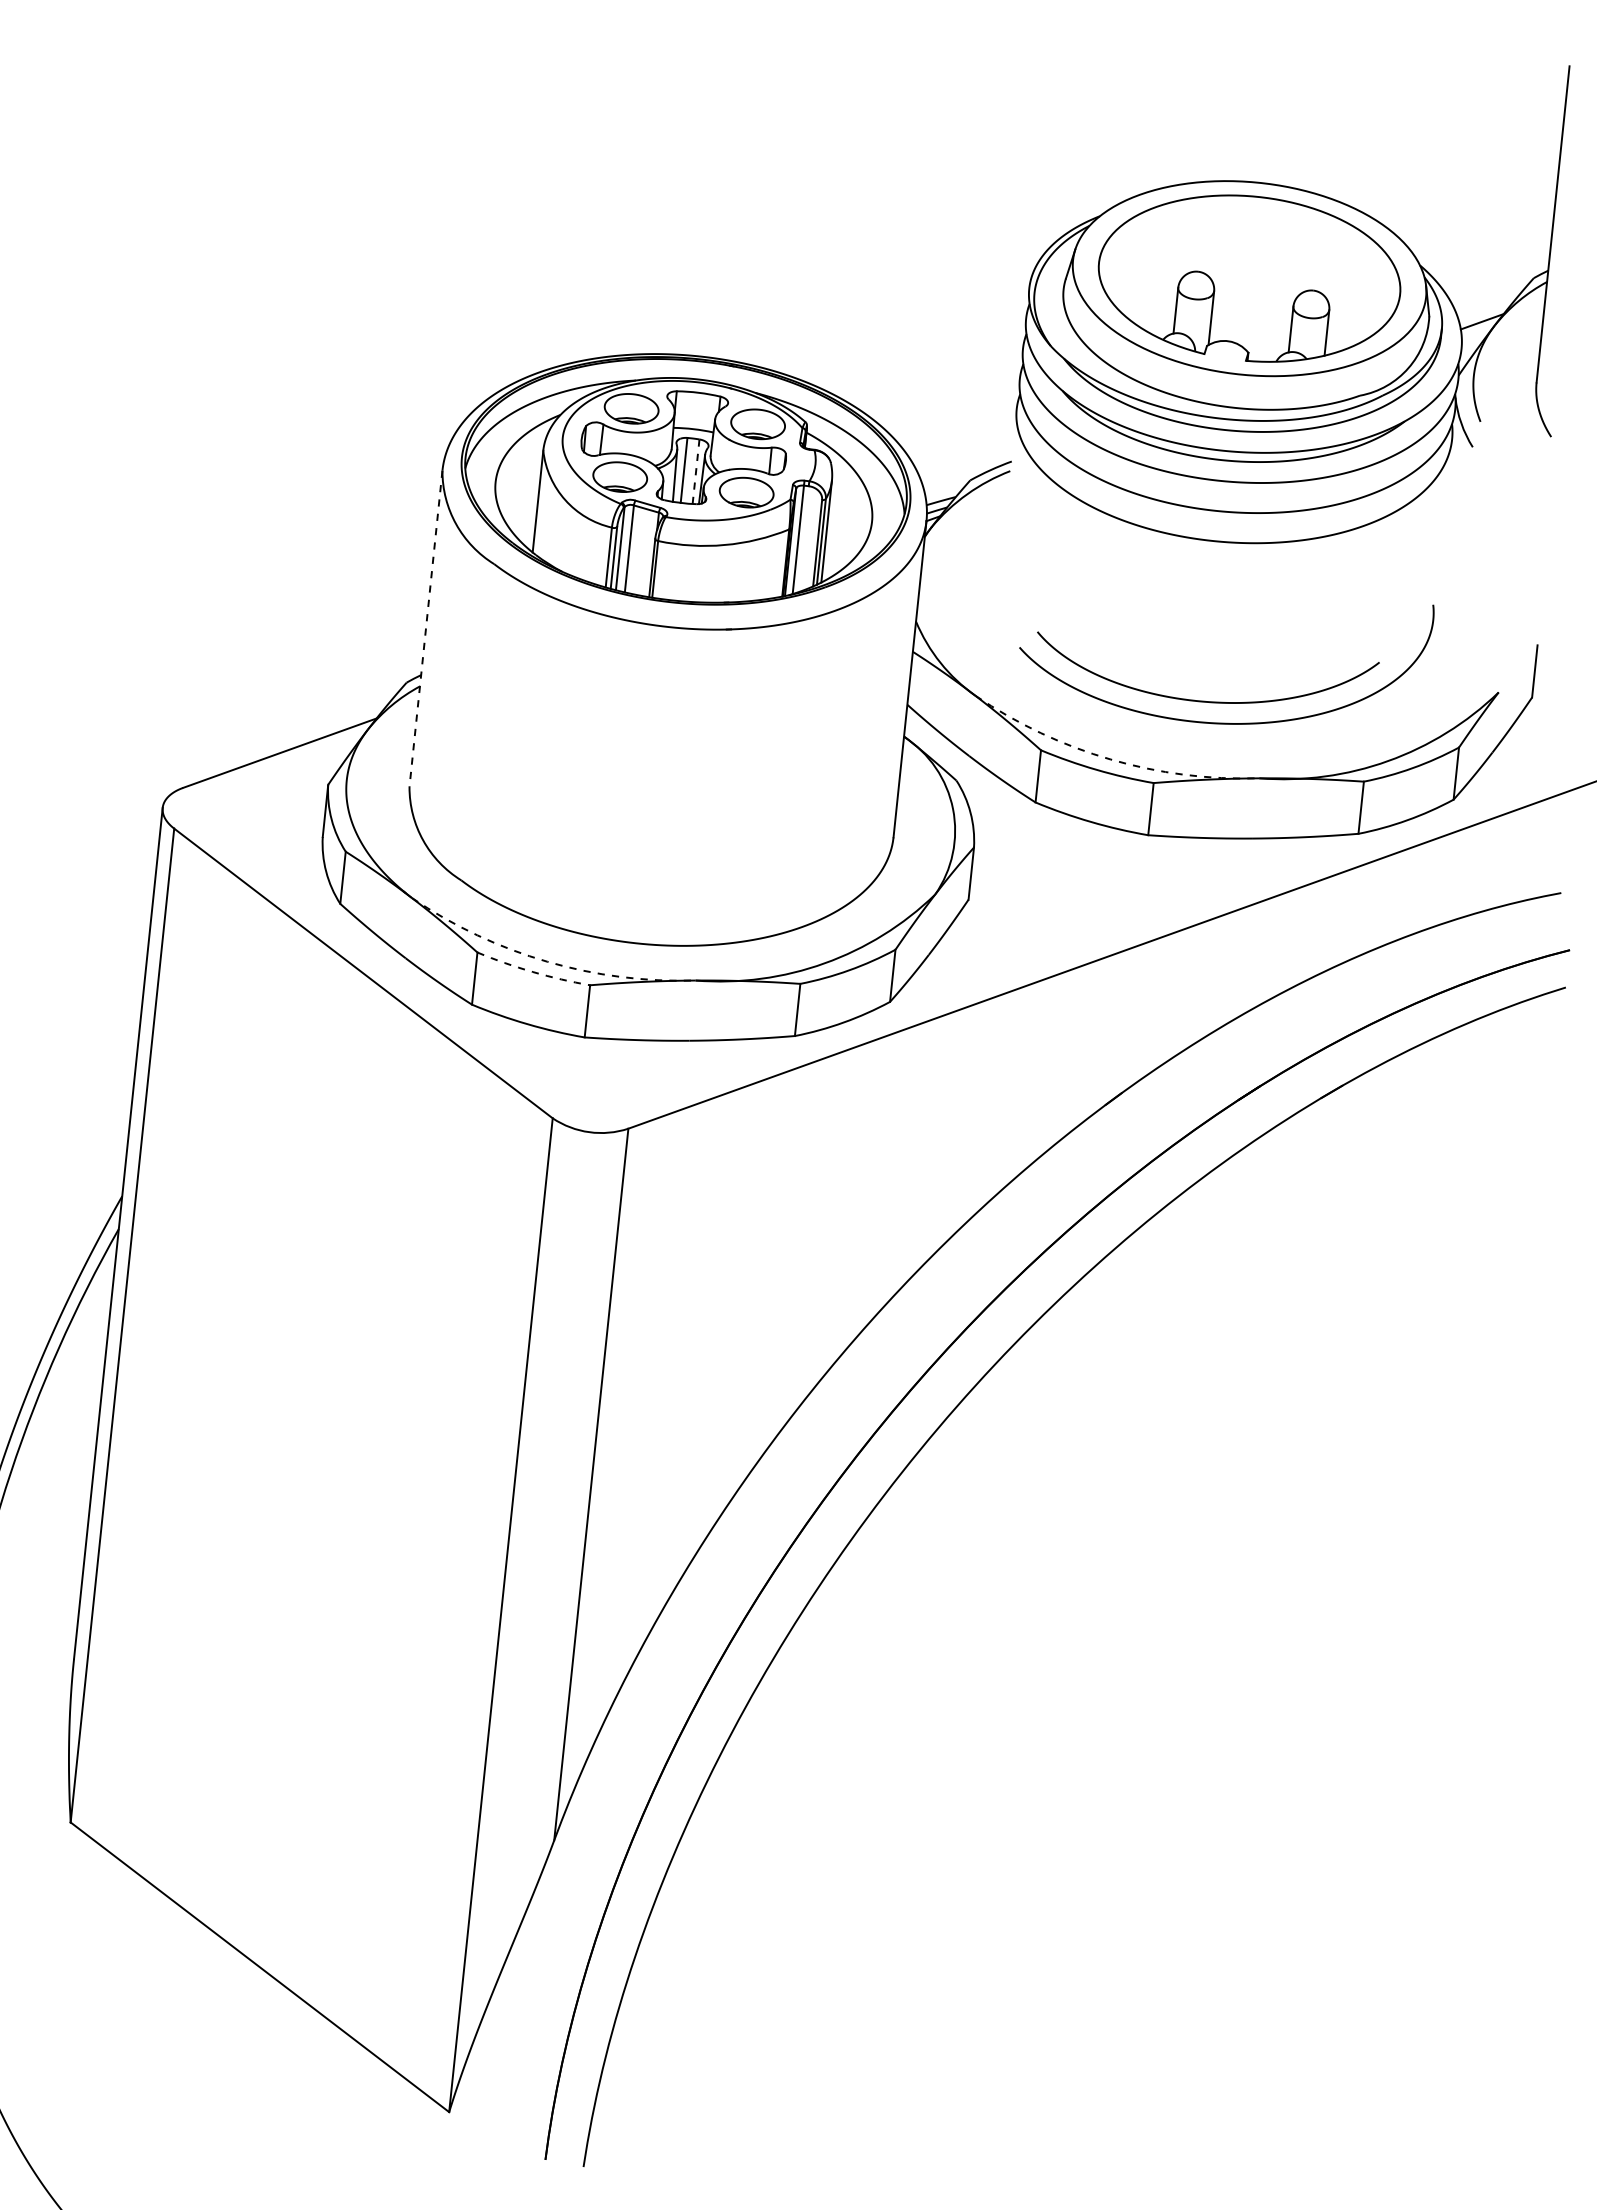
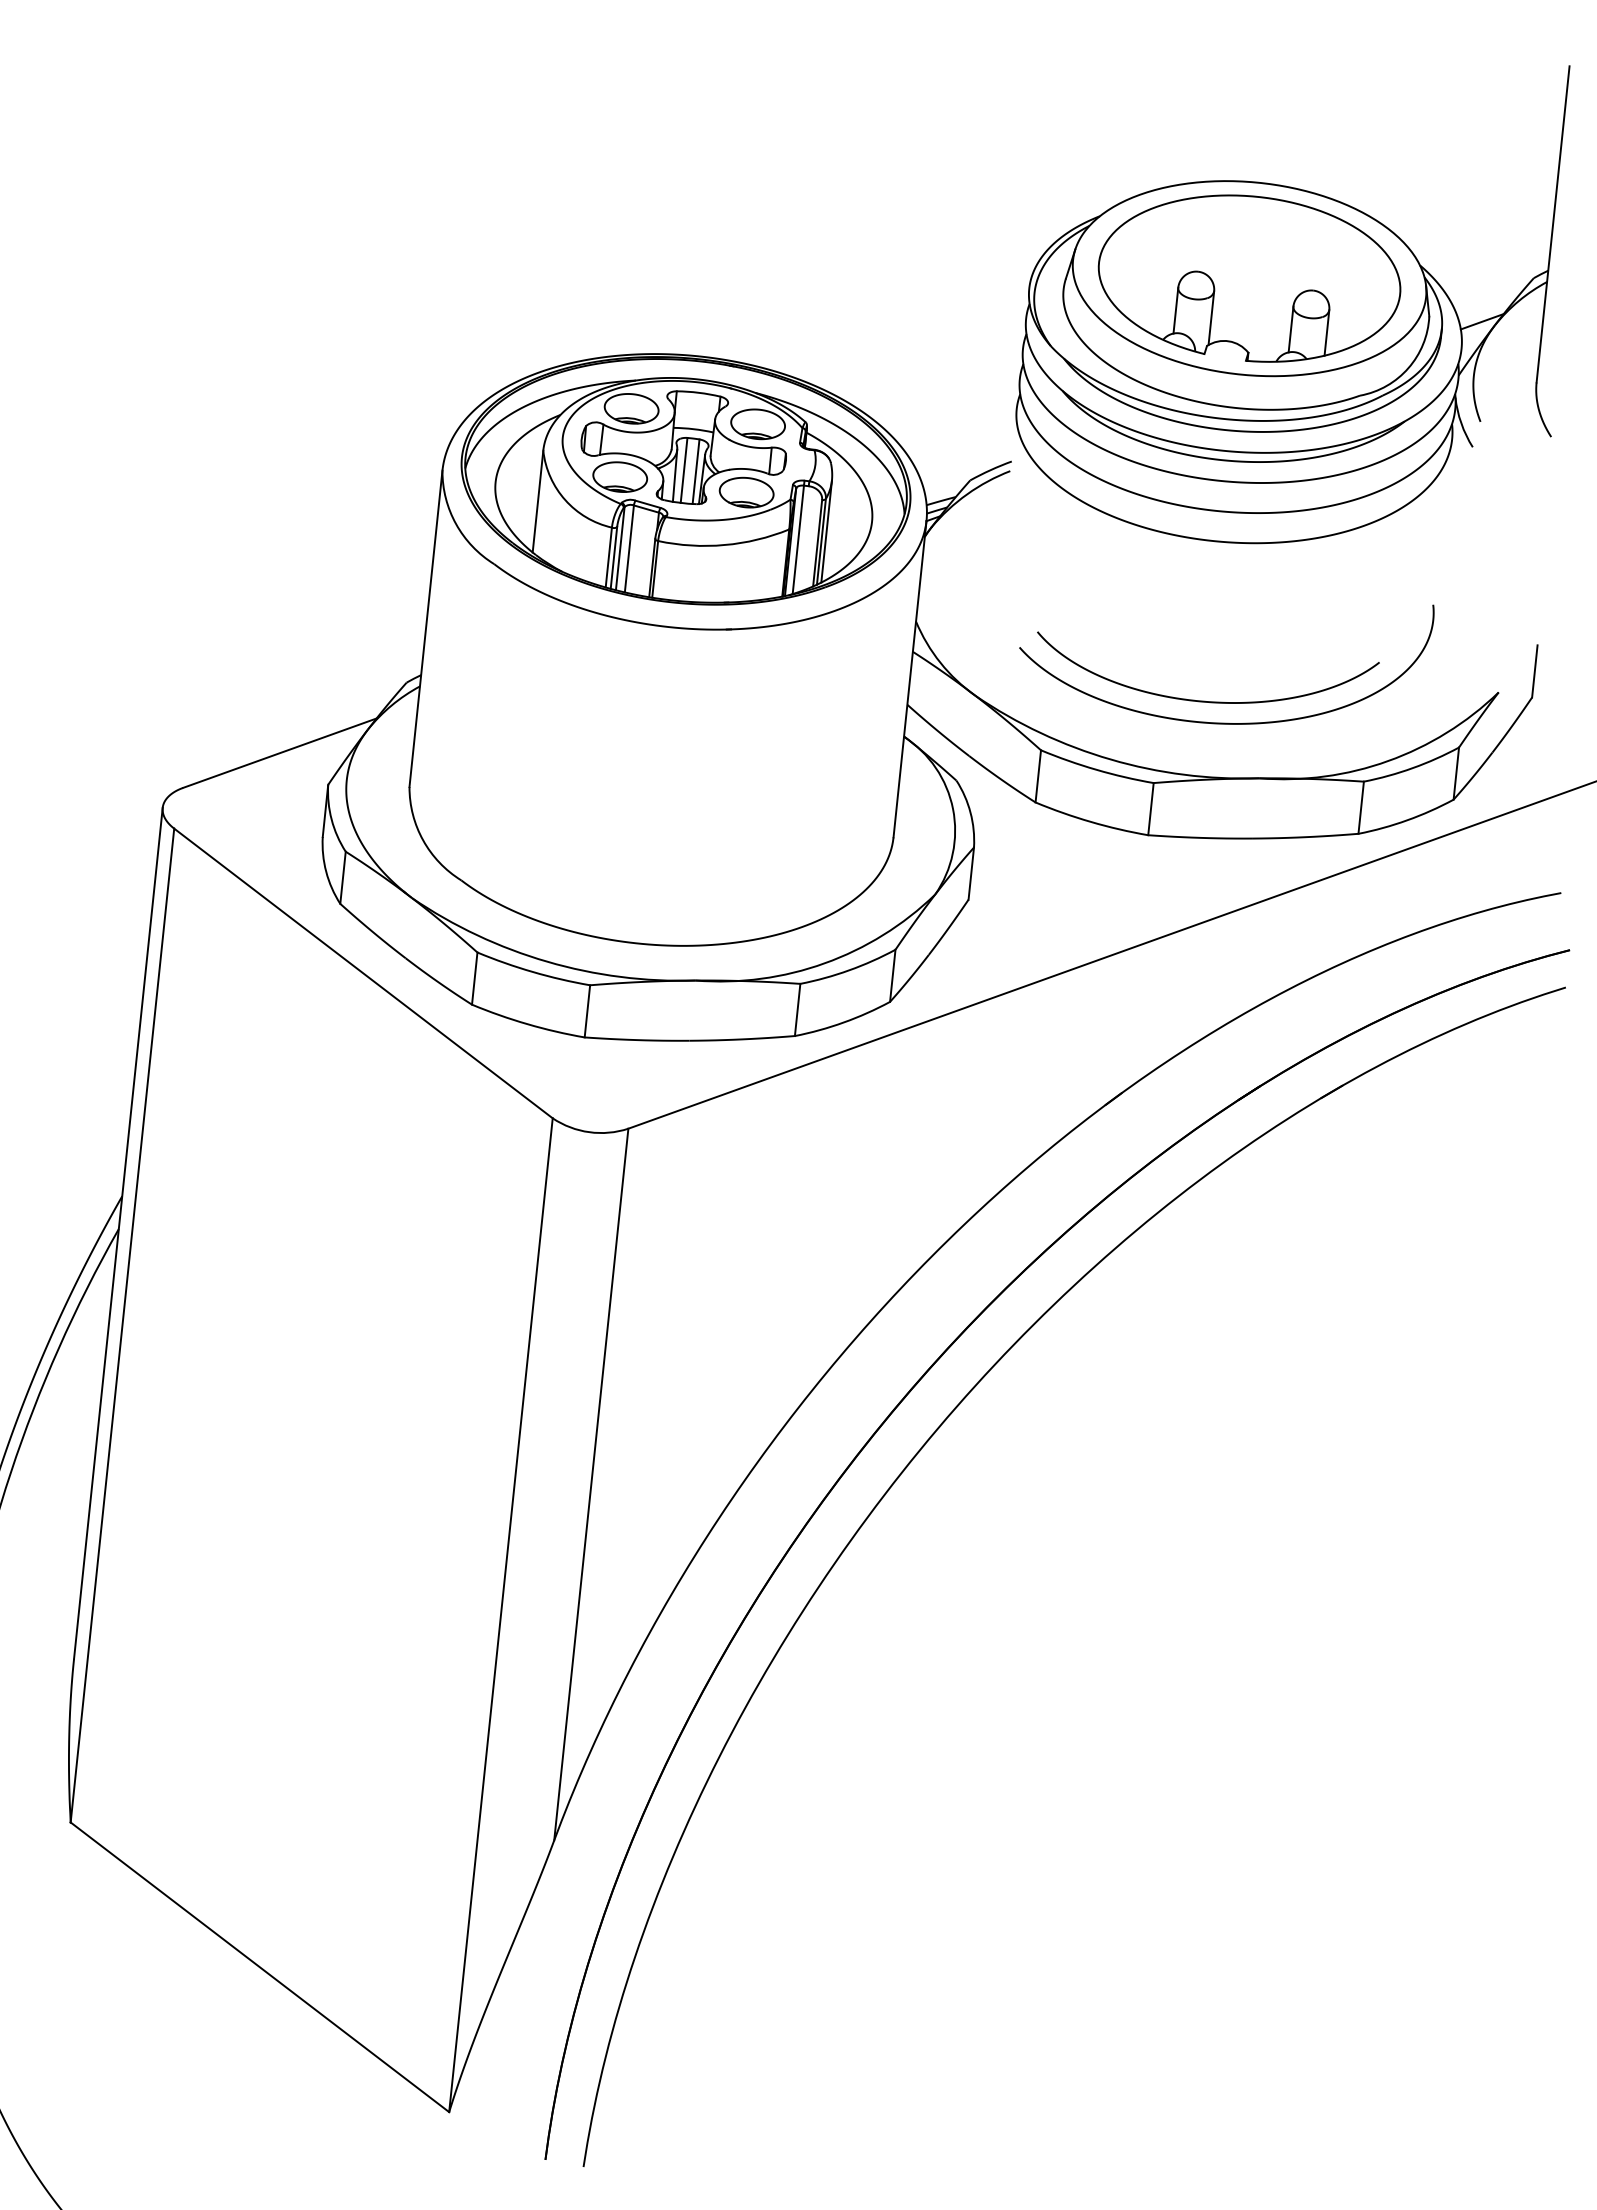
line: dashed -> solid (696, 471)
line: dashed -> solid (425, 628)
arc: dashed -> solid (1110, 759)
arc: dashed -> solid (547, 961)
arc: dashed -> solid (532, 972)
